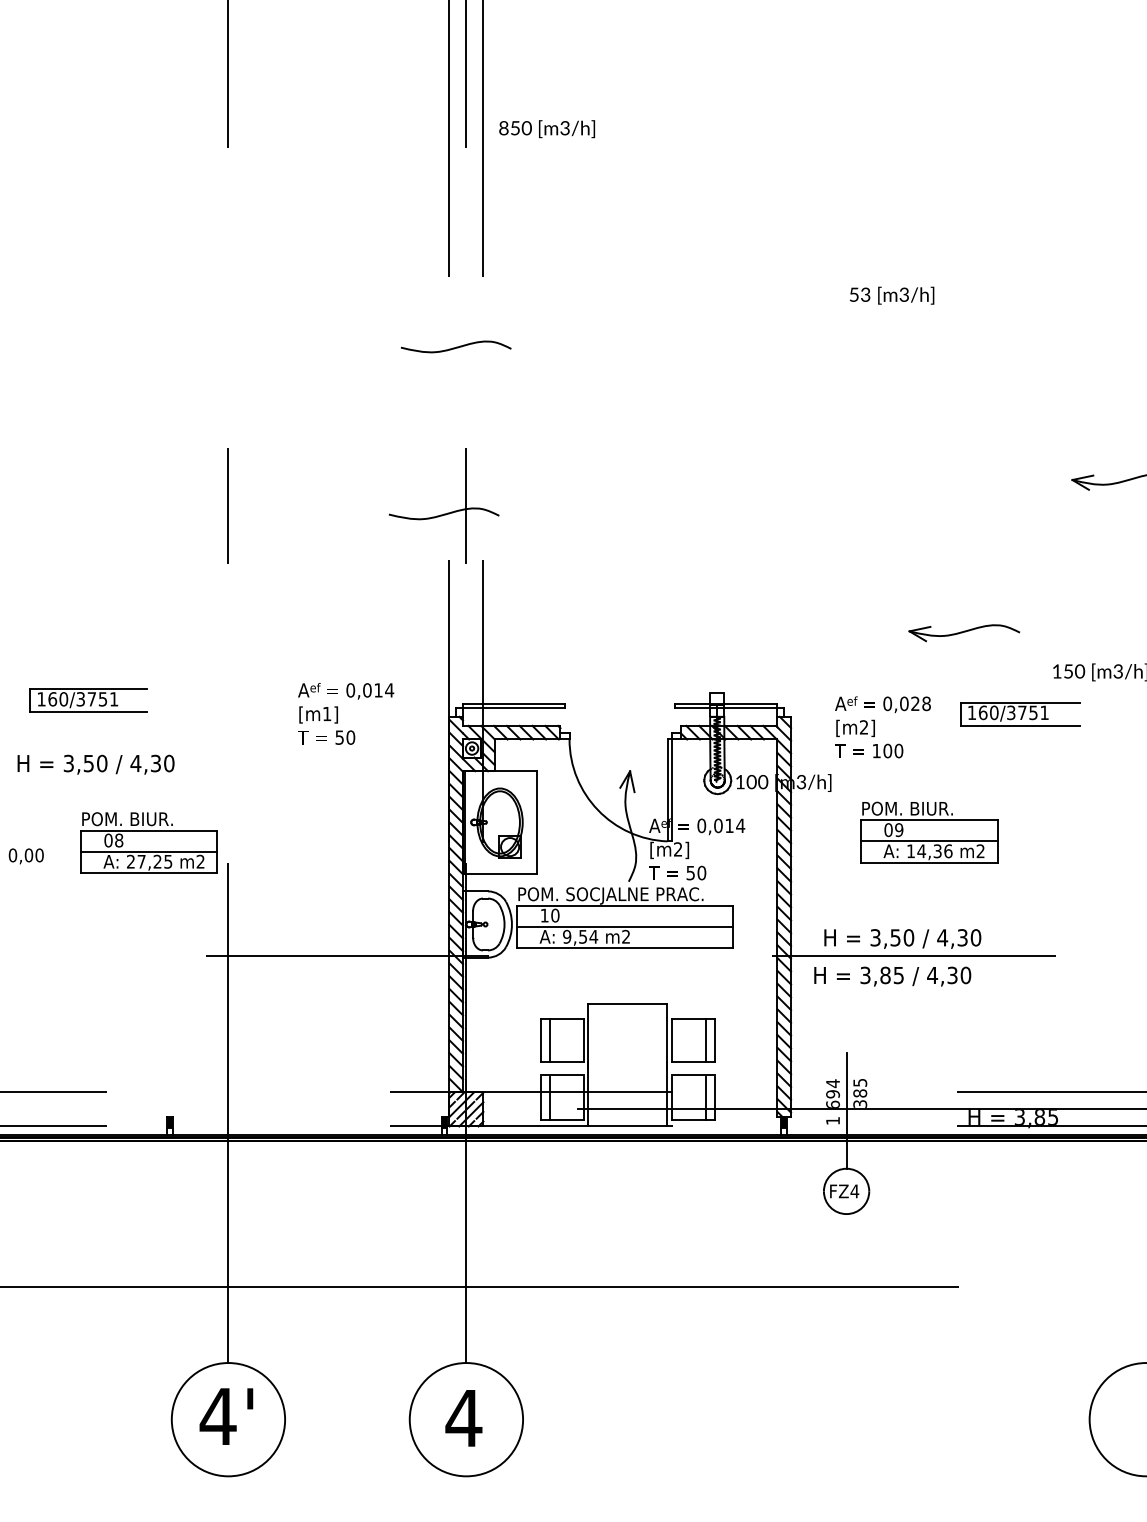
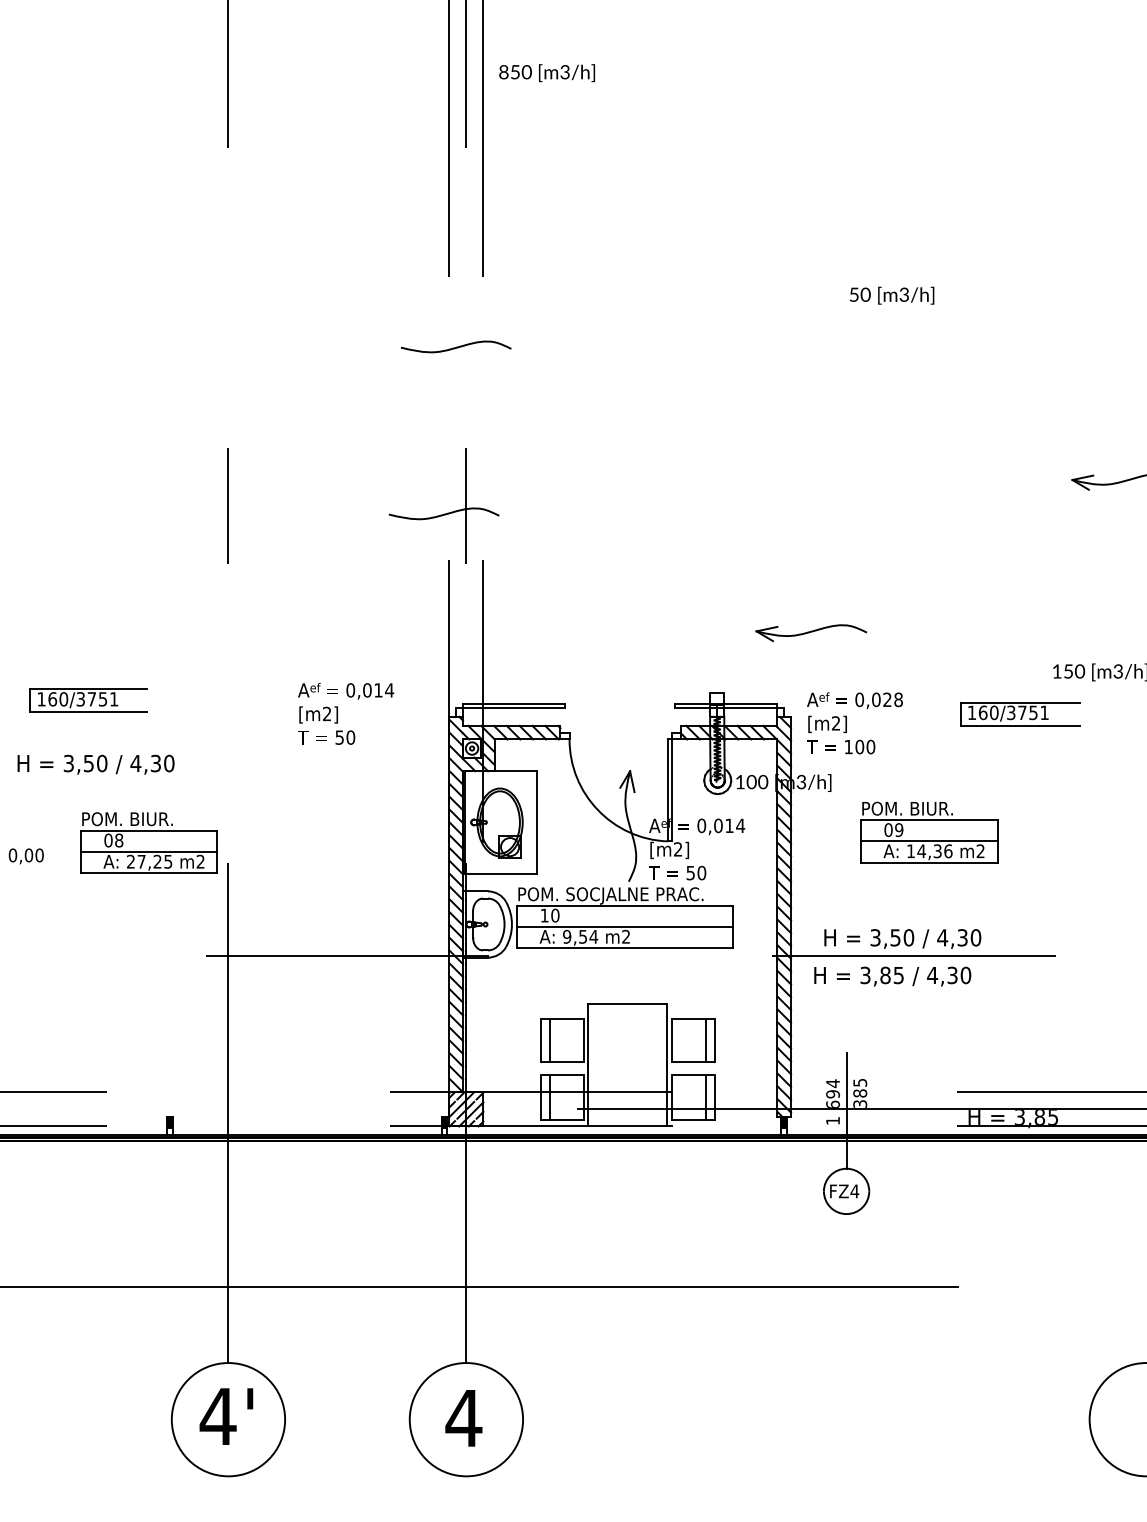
text position: (546, 129) -> (546, 73) (546, 73)
text: 53 -> 50 (865, 294)
part position: (964, 633) -> (811, 633) (811, 633)
text: [m1] -> [m2] (327, 713)
text position: (882, 727) -> (854, 723) (854, 723)
